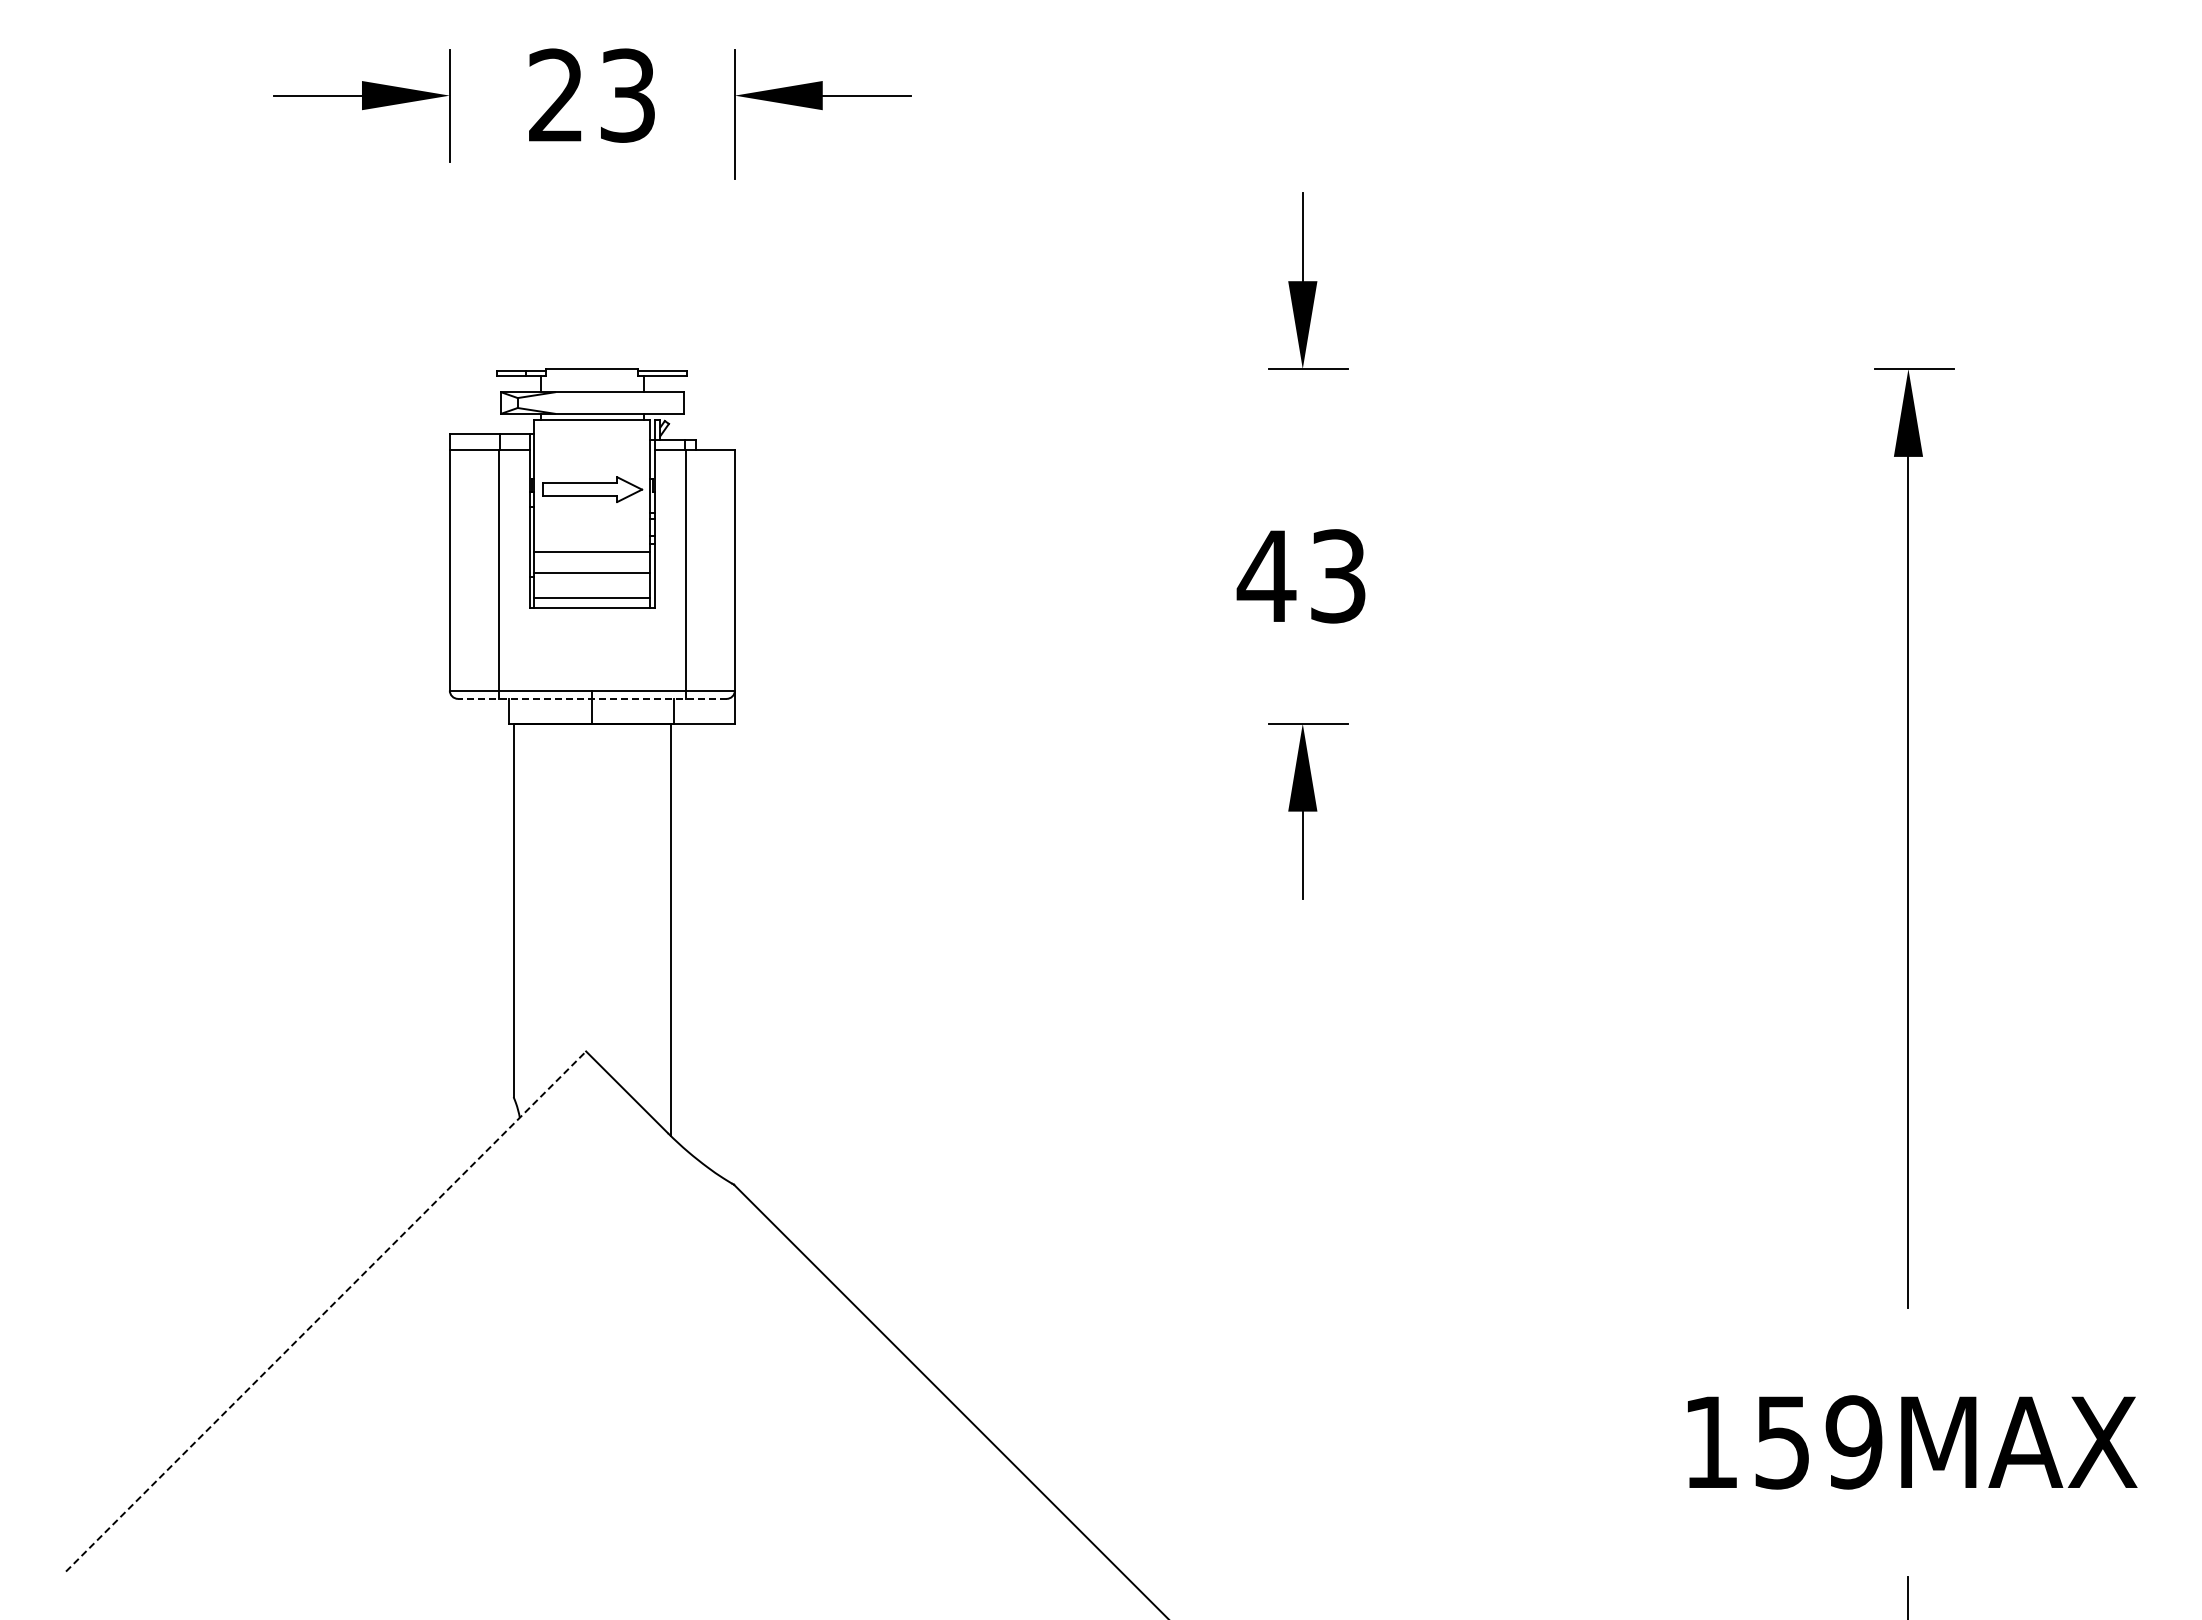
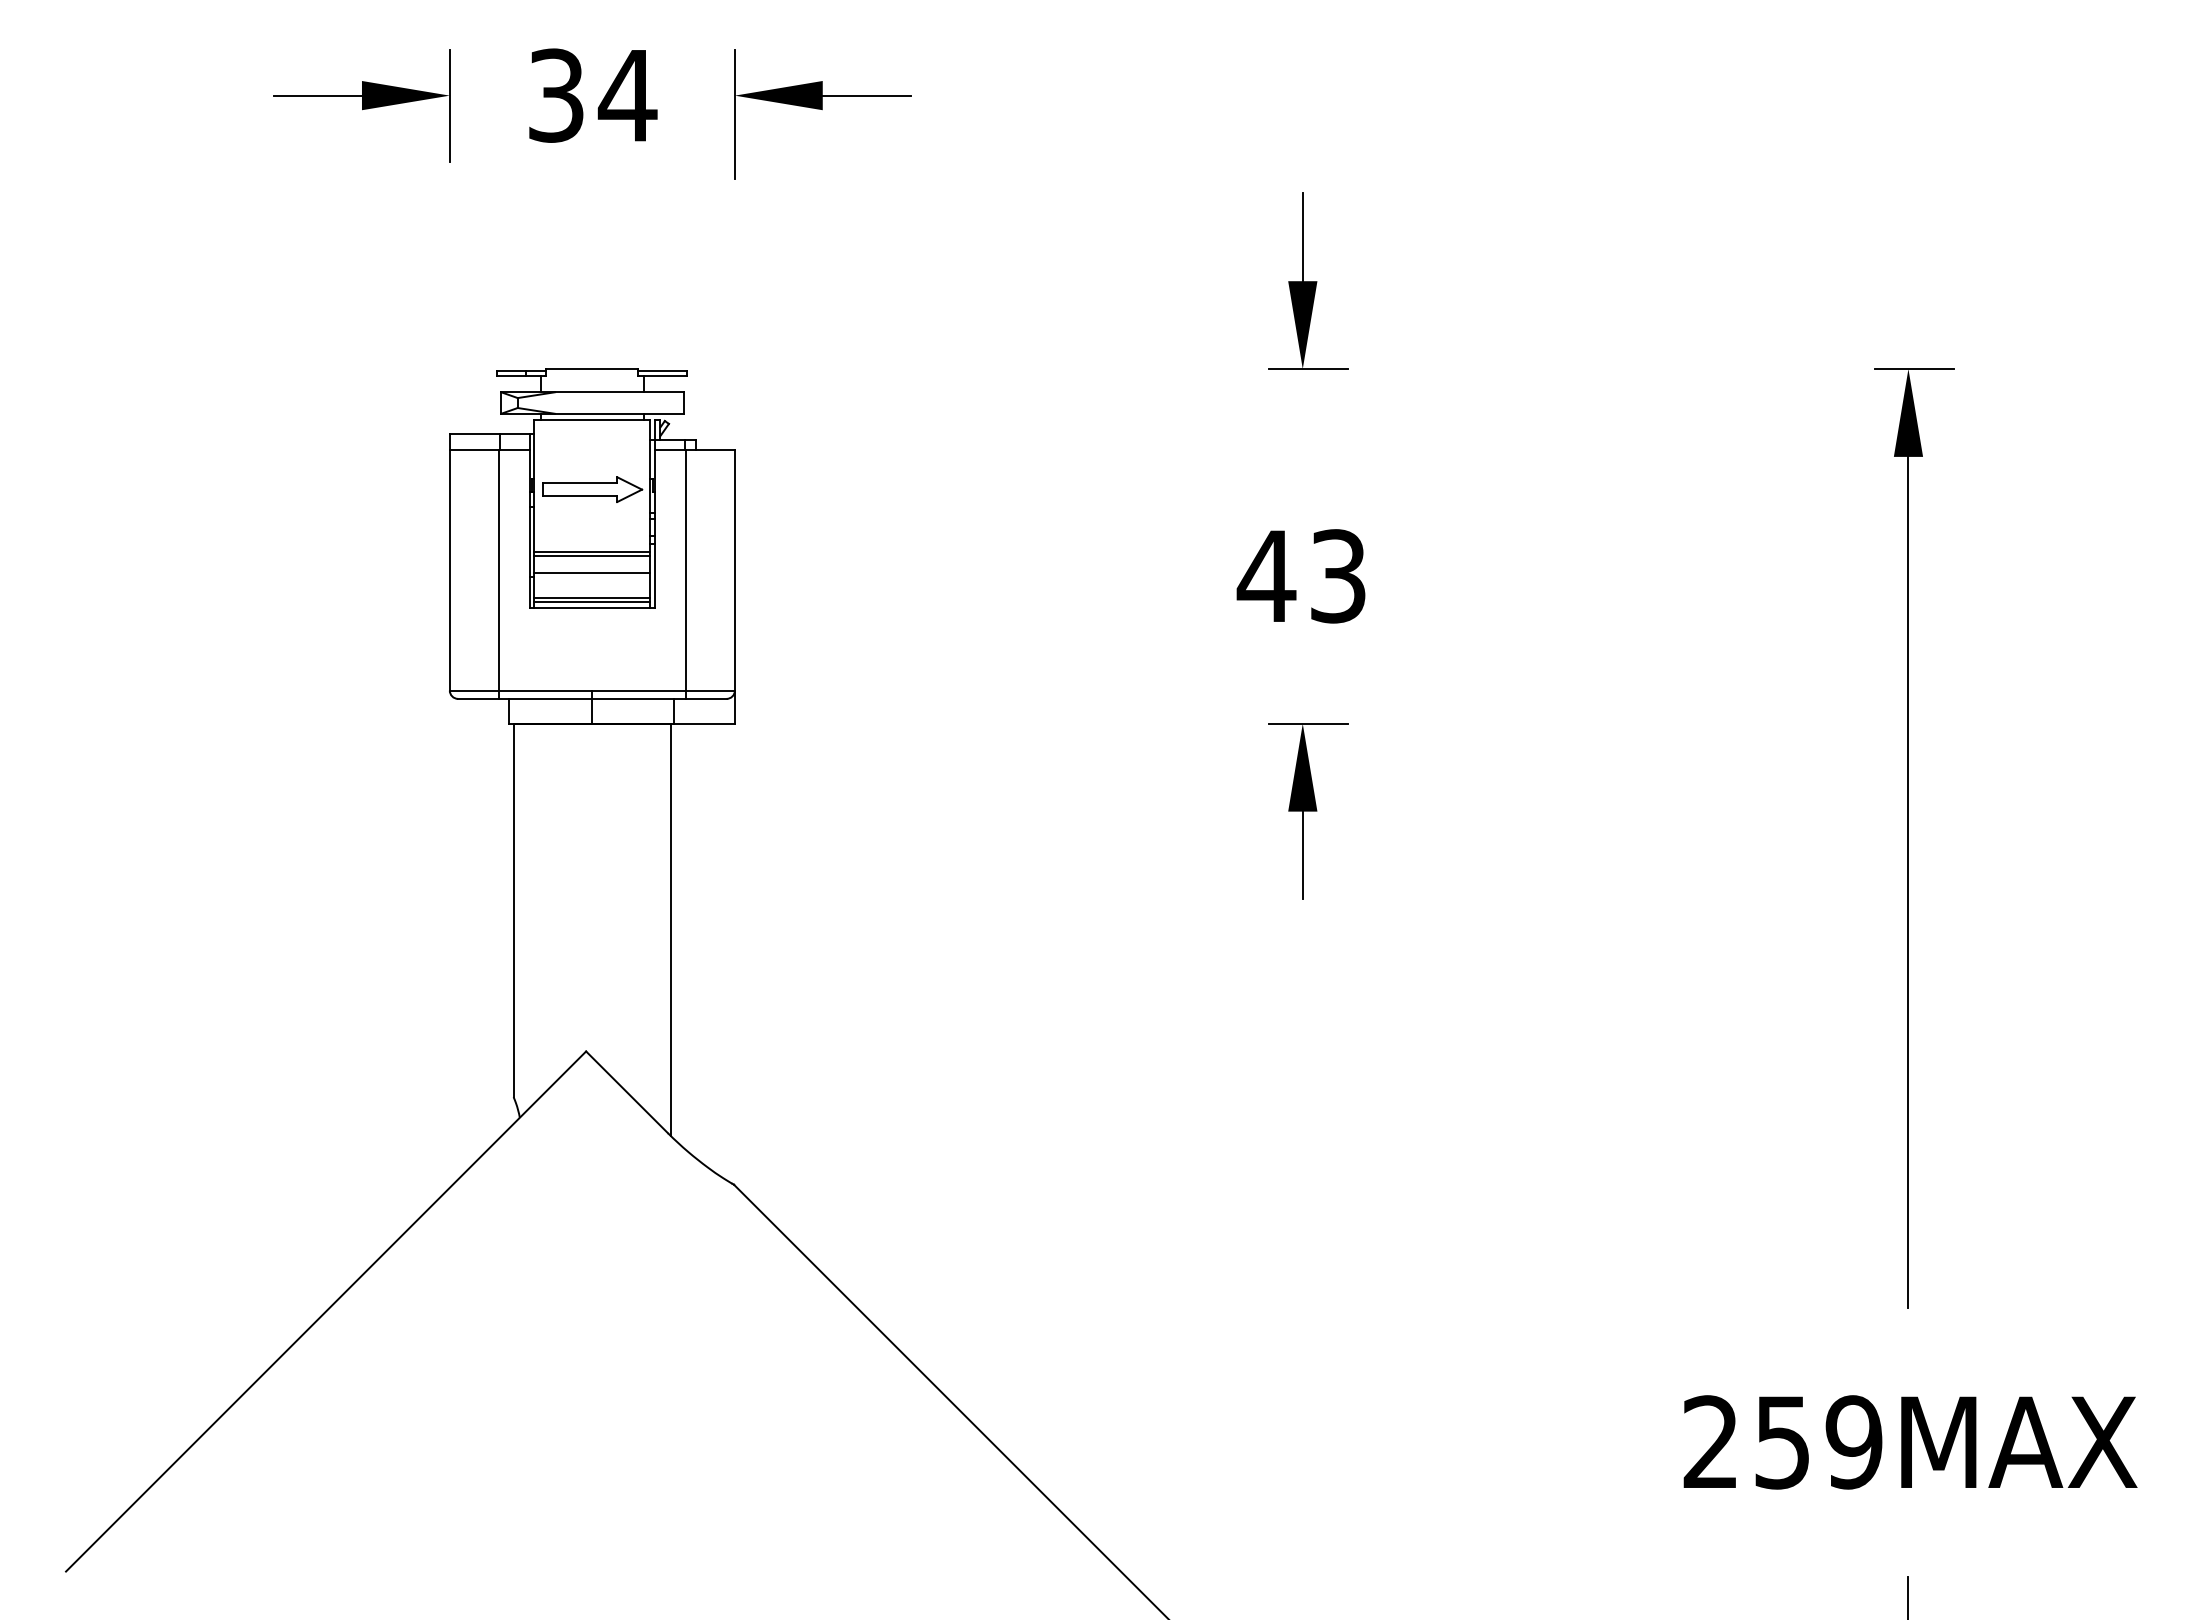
text: 23 -> 34 (593, 95)
line: none -> present (592, 556)
line: none -> present (592, 601)
line: dashed -> solid (591, 698)
line: dashed -> solid (326, 1311)
text: 159MAX -> 259MAX (1709, 1441)
